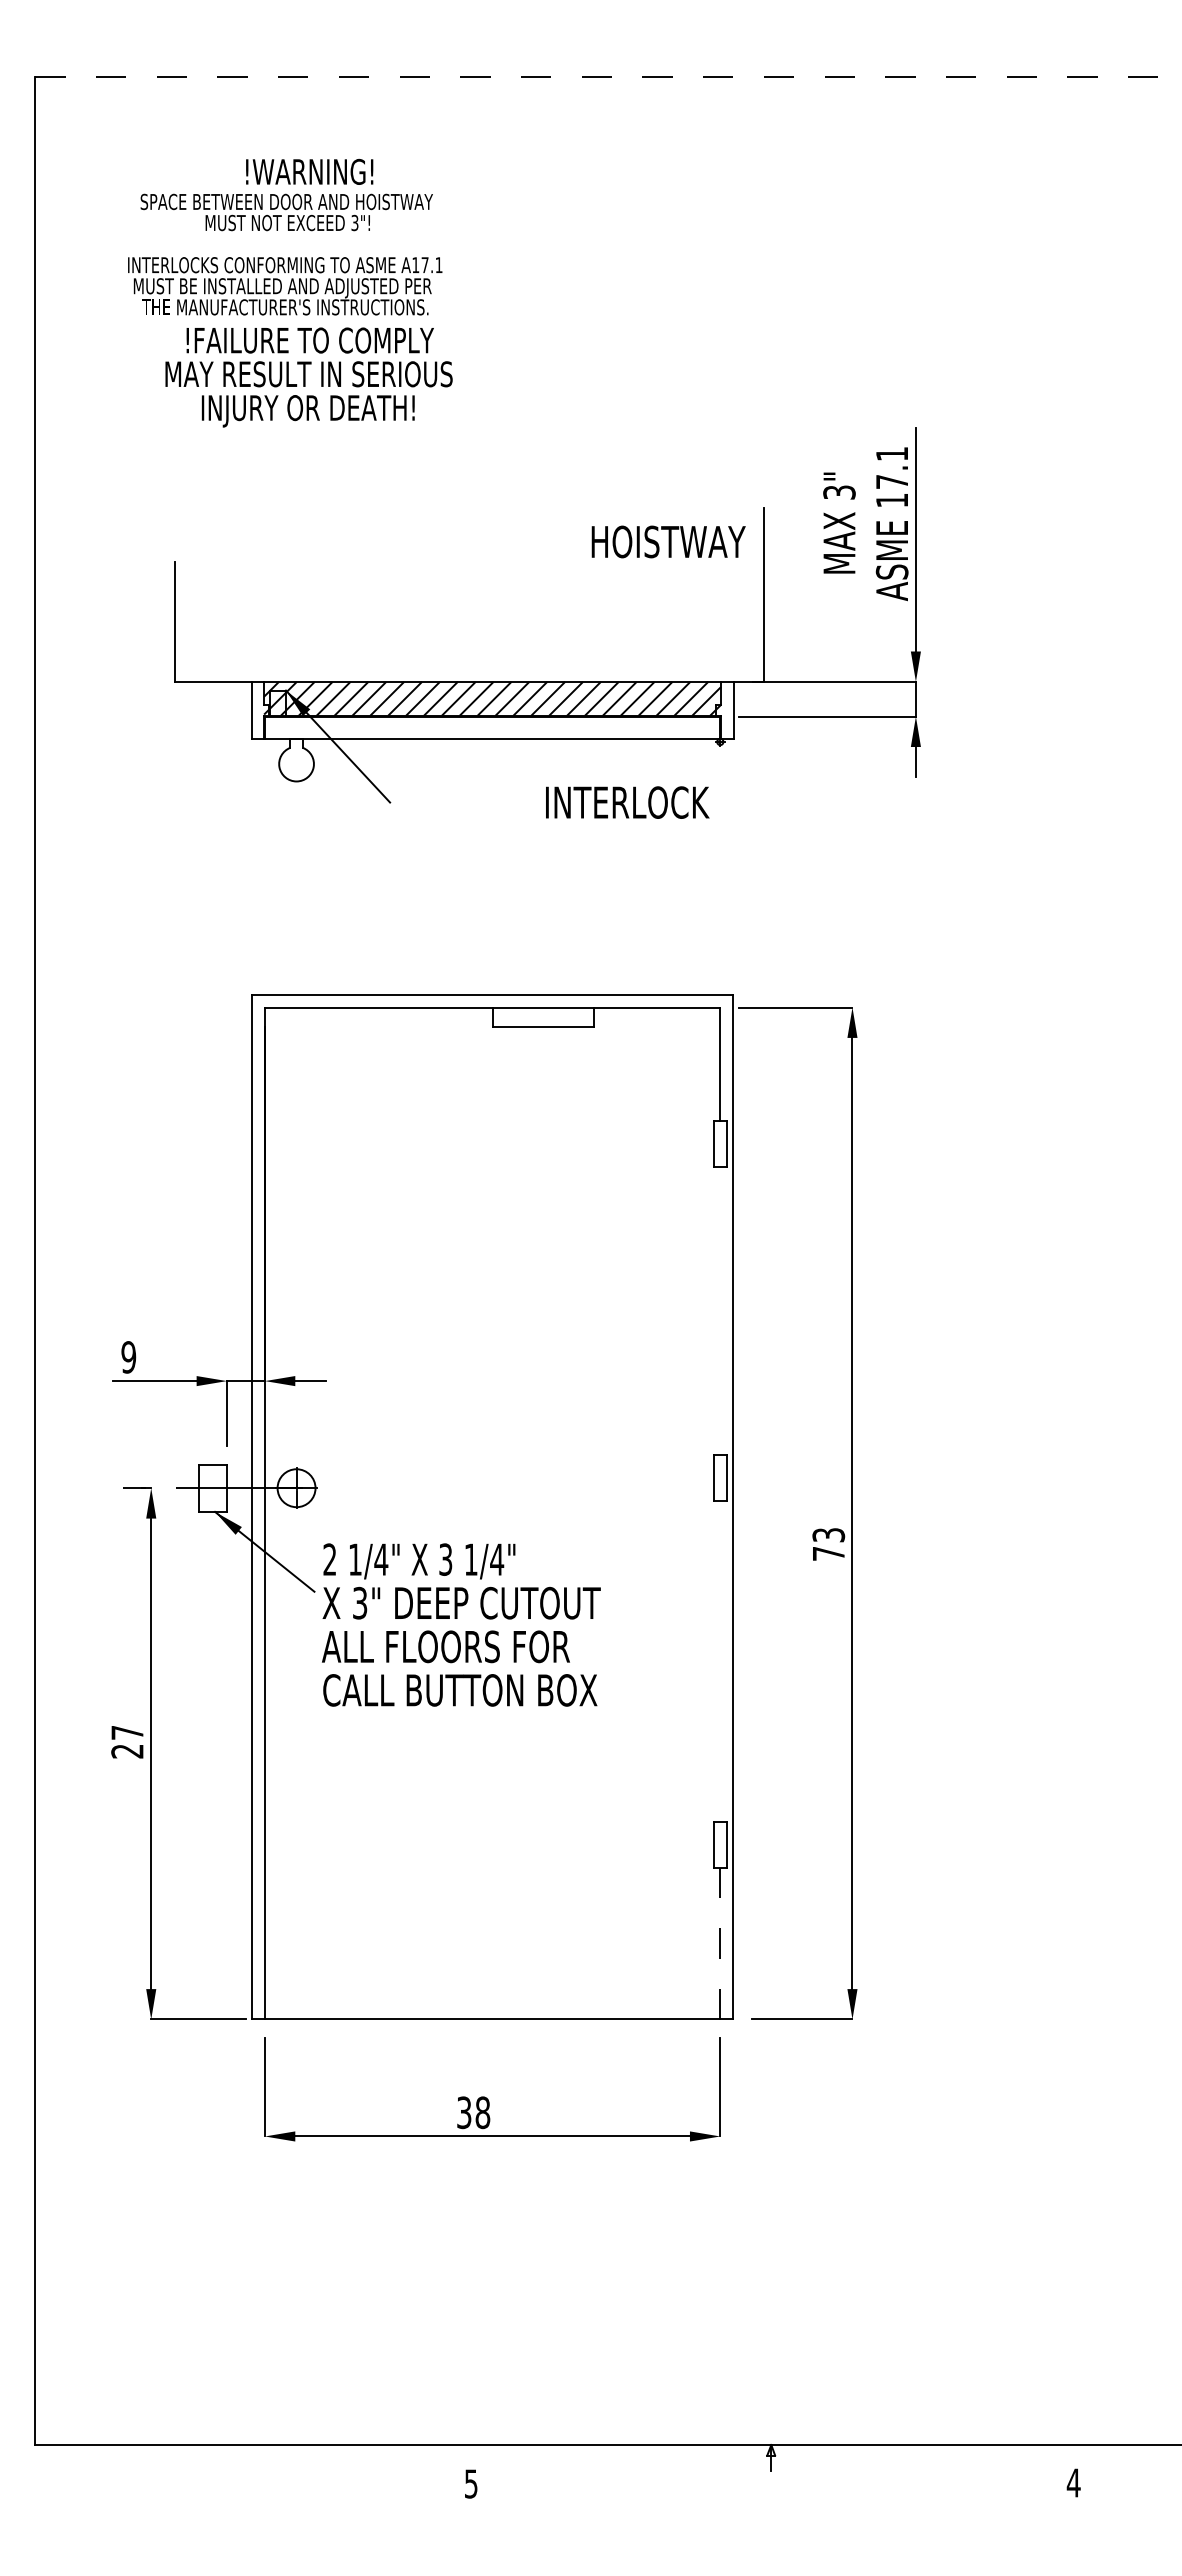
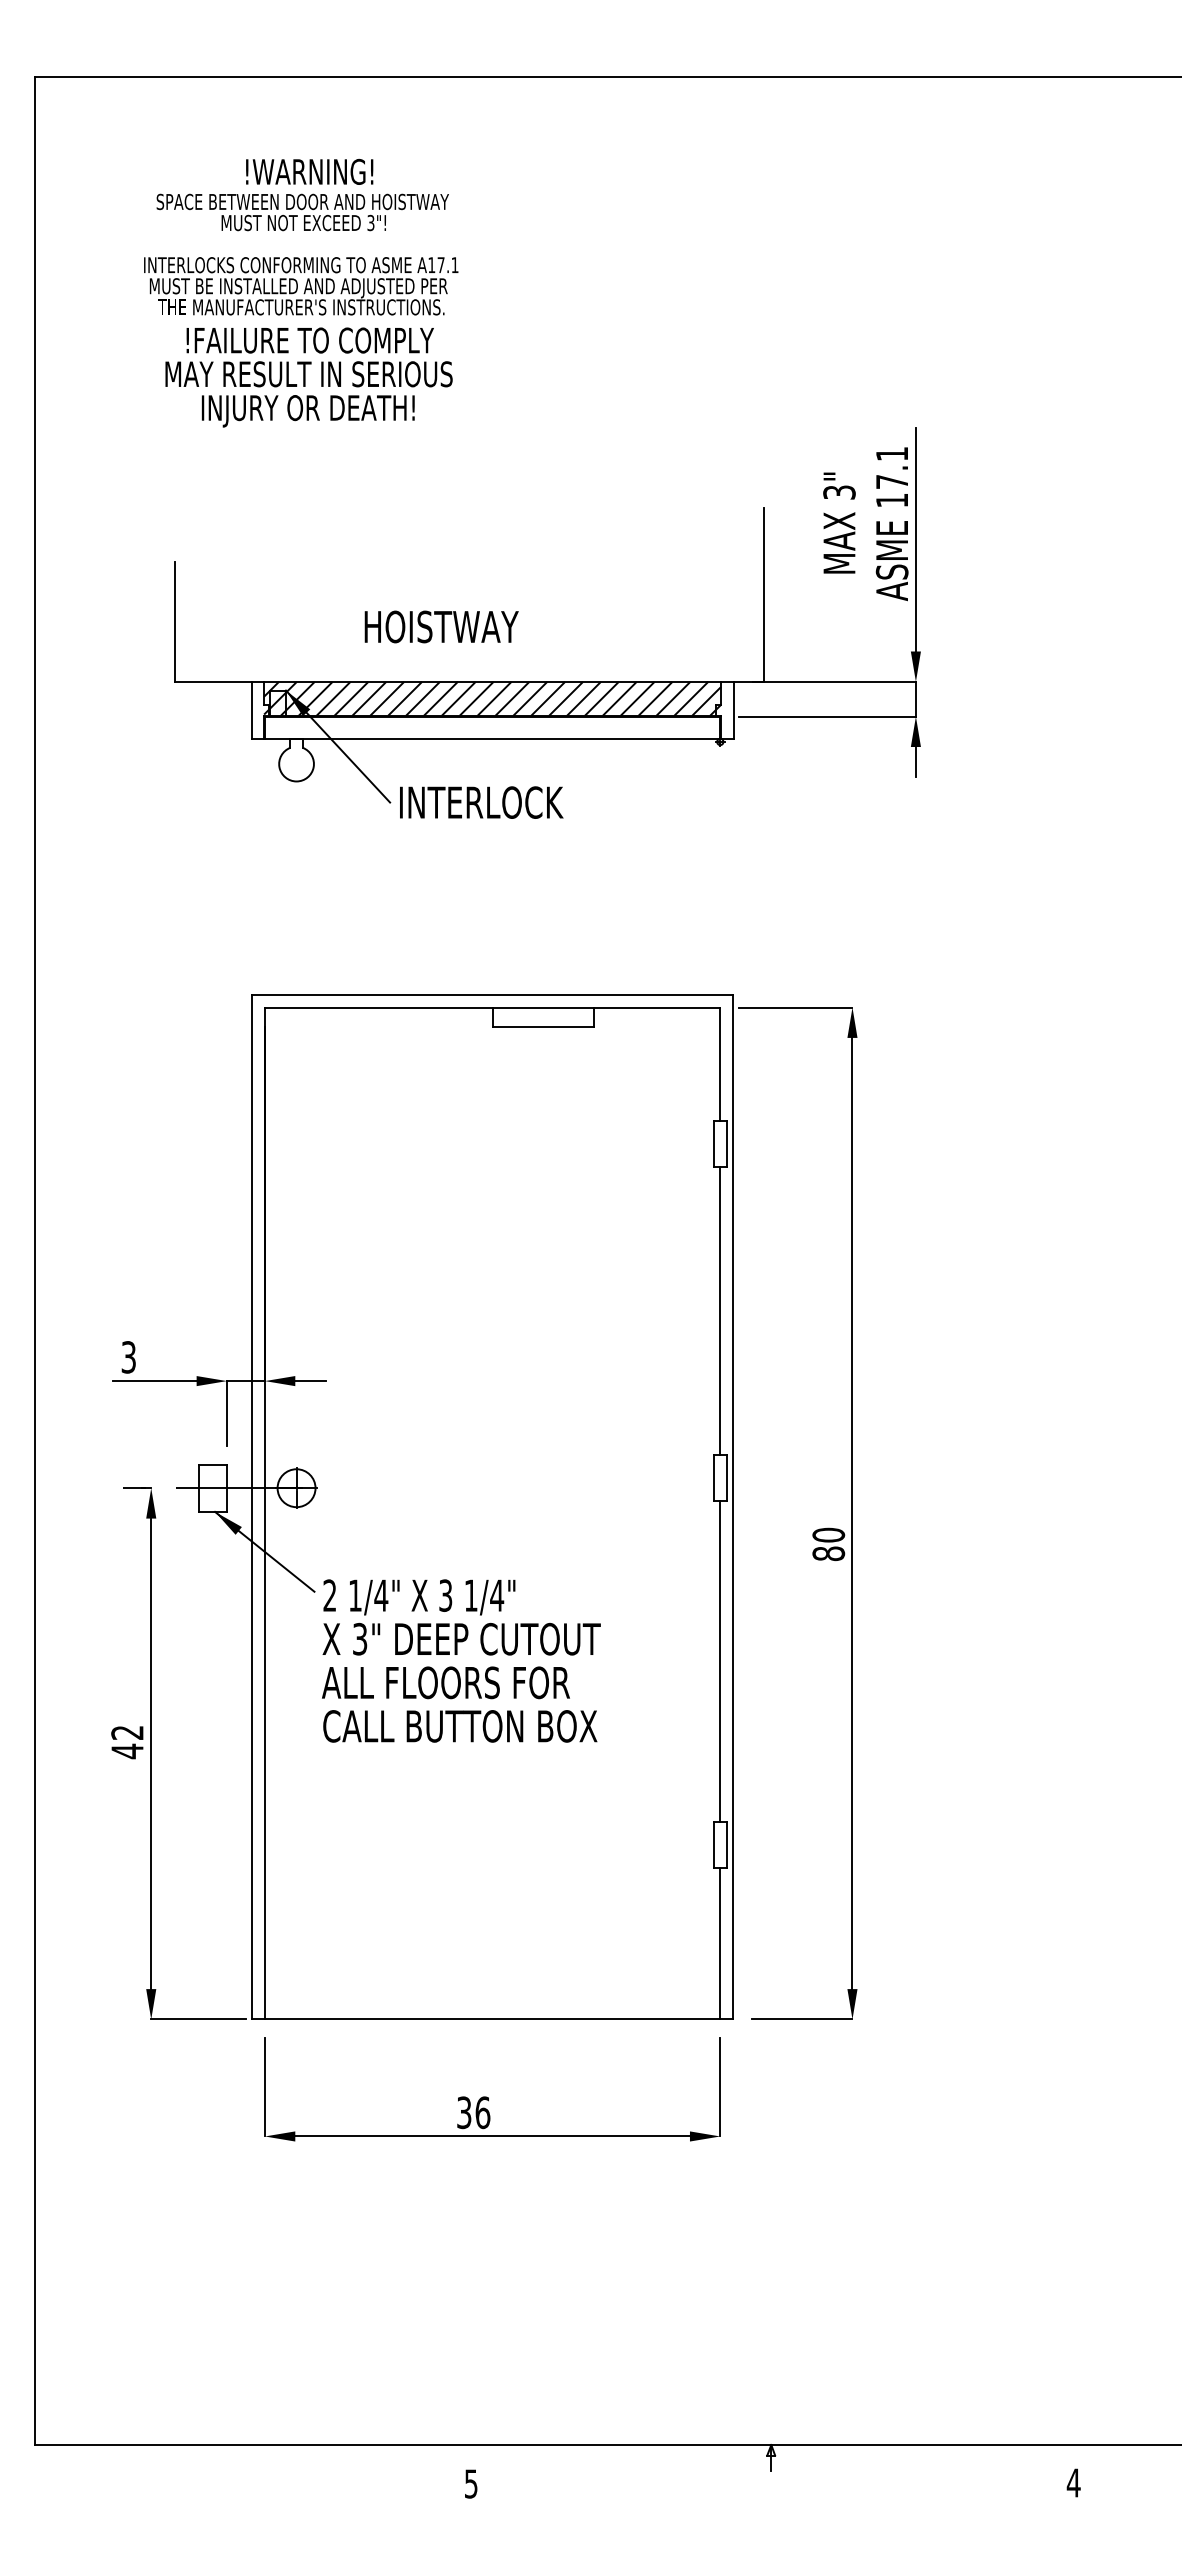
line: dashed -> solid (608, 77)
text position: (285, 254) -> (301, 254) (301, 254)
text position: (668, 541) -> (441, 626) (441, 626)
text position: (627, 802) -> (481, 802) (481, 802)
line: none -> present (720, 1311)
text: 9 -> 3 (128, 1357)
text: 73 -> 80 (828, 1544)
text position: (461, 1624) -> (461, 1660) (461, 1660)
line: none -> present (720, 1660)
text: 27 -> 42 (127, 1742)
line: dashed -> solid (720, 1943)
text: 38 -> 36 (482, 2112)
